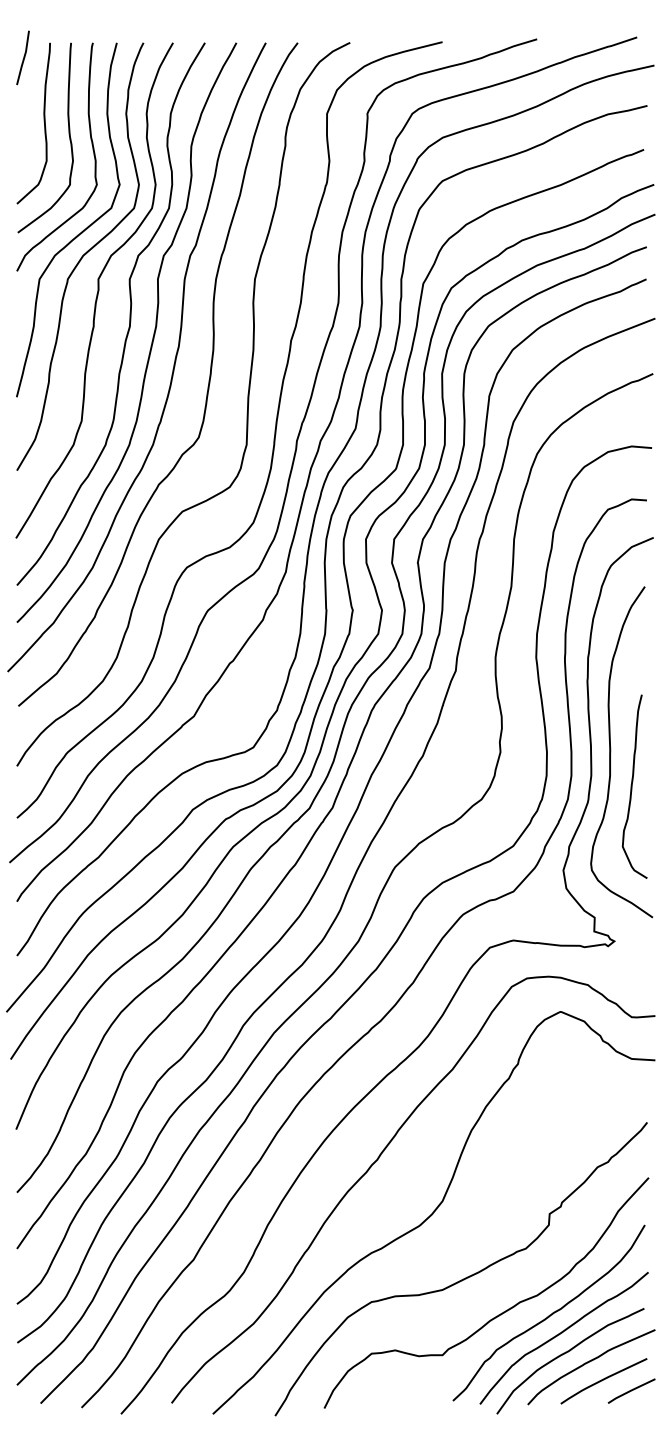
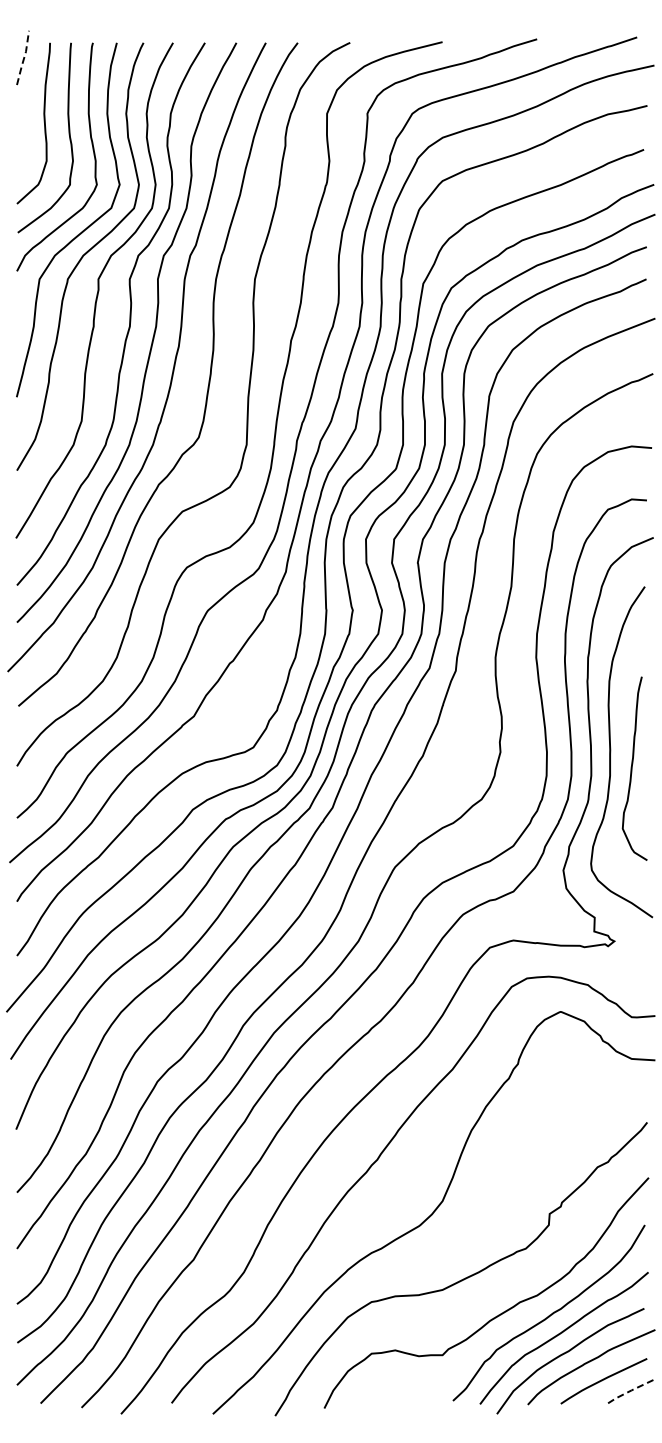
line: solid -> dashed (24, 58)
curve position: (632, 786) -> (632, 768) (632, 768)
line: solid -> dashed (631, 1390)
